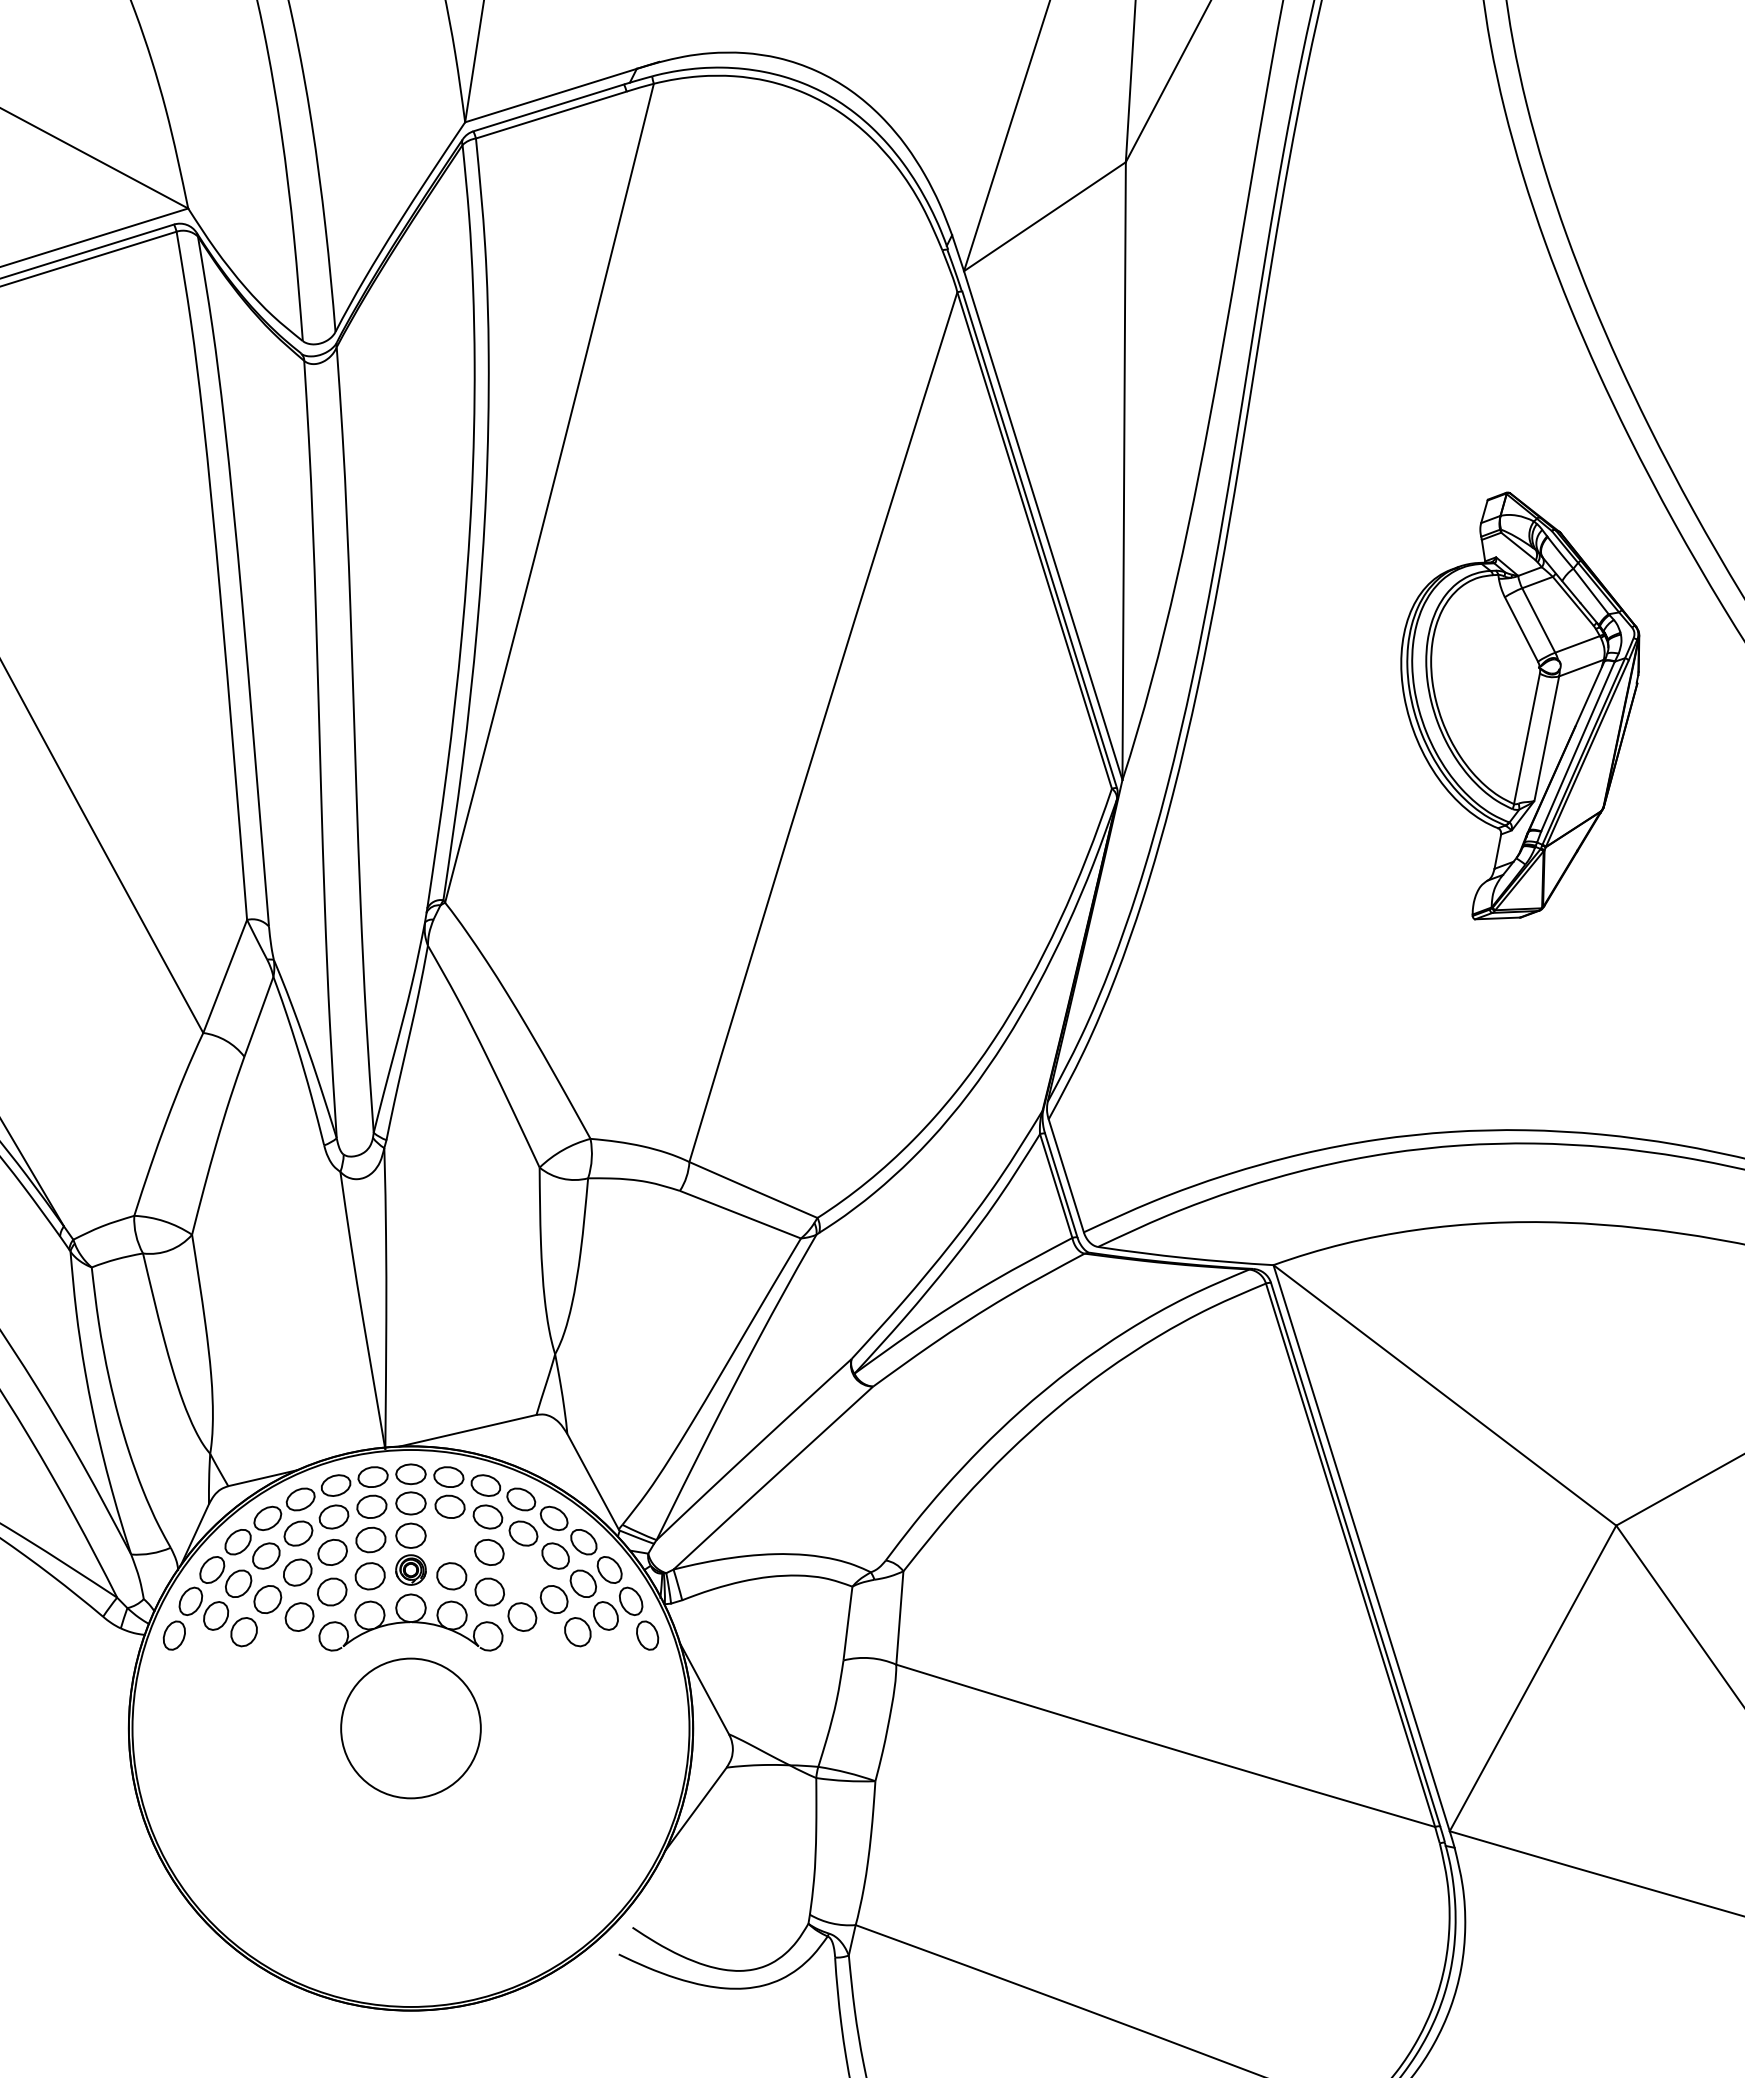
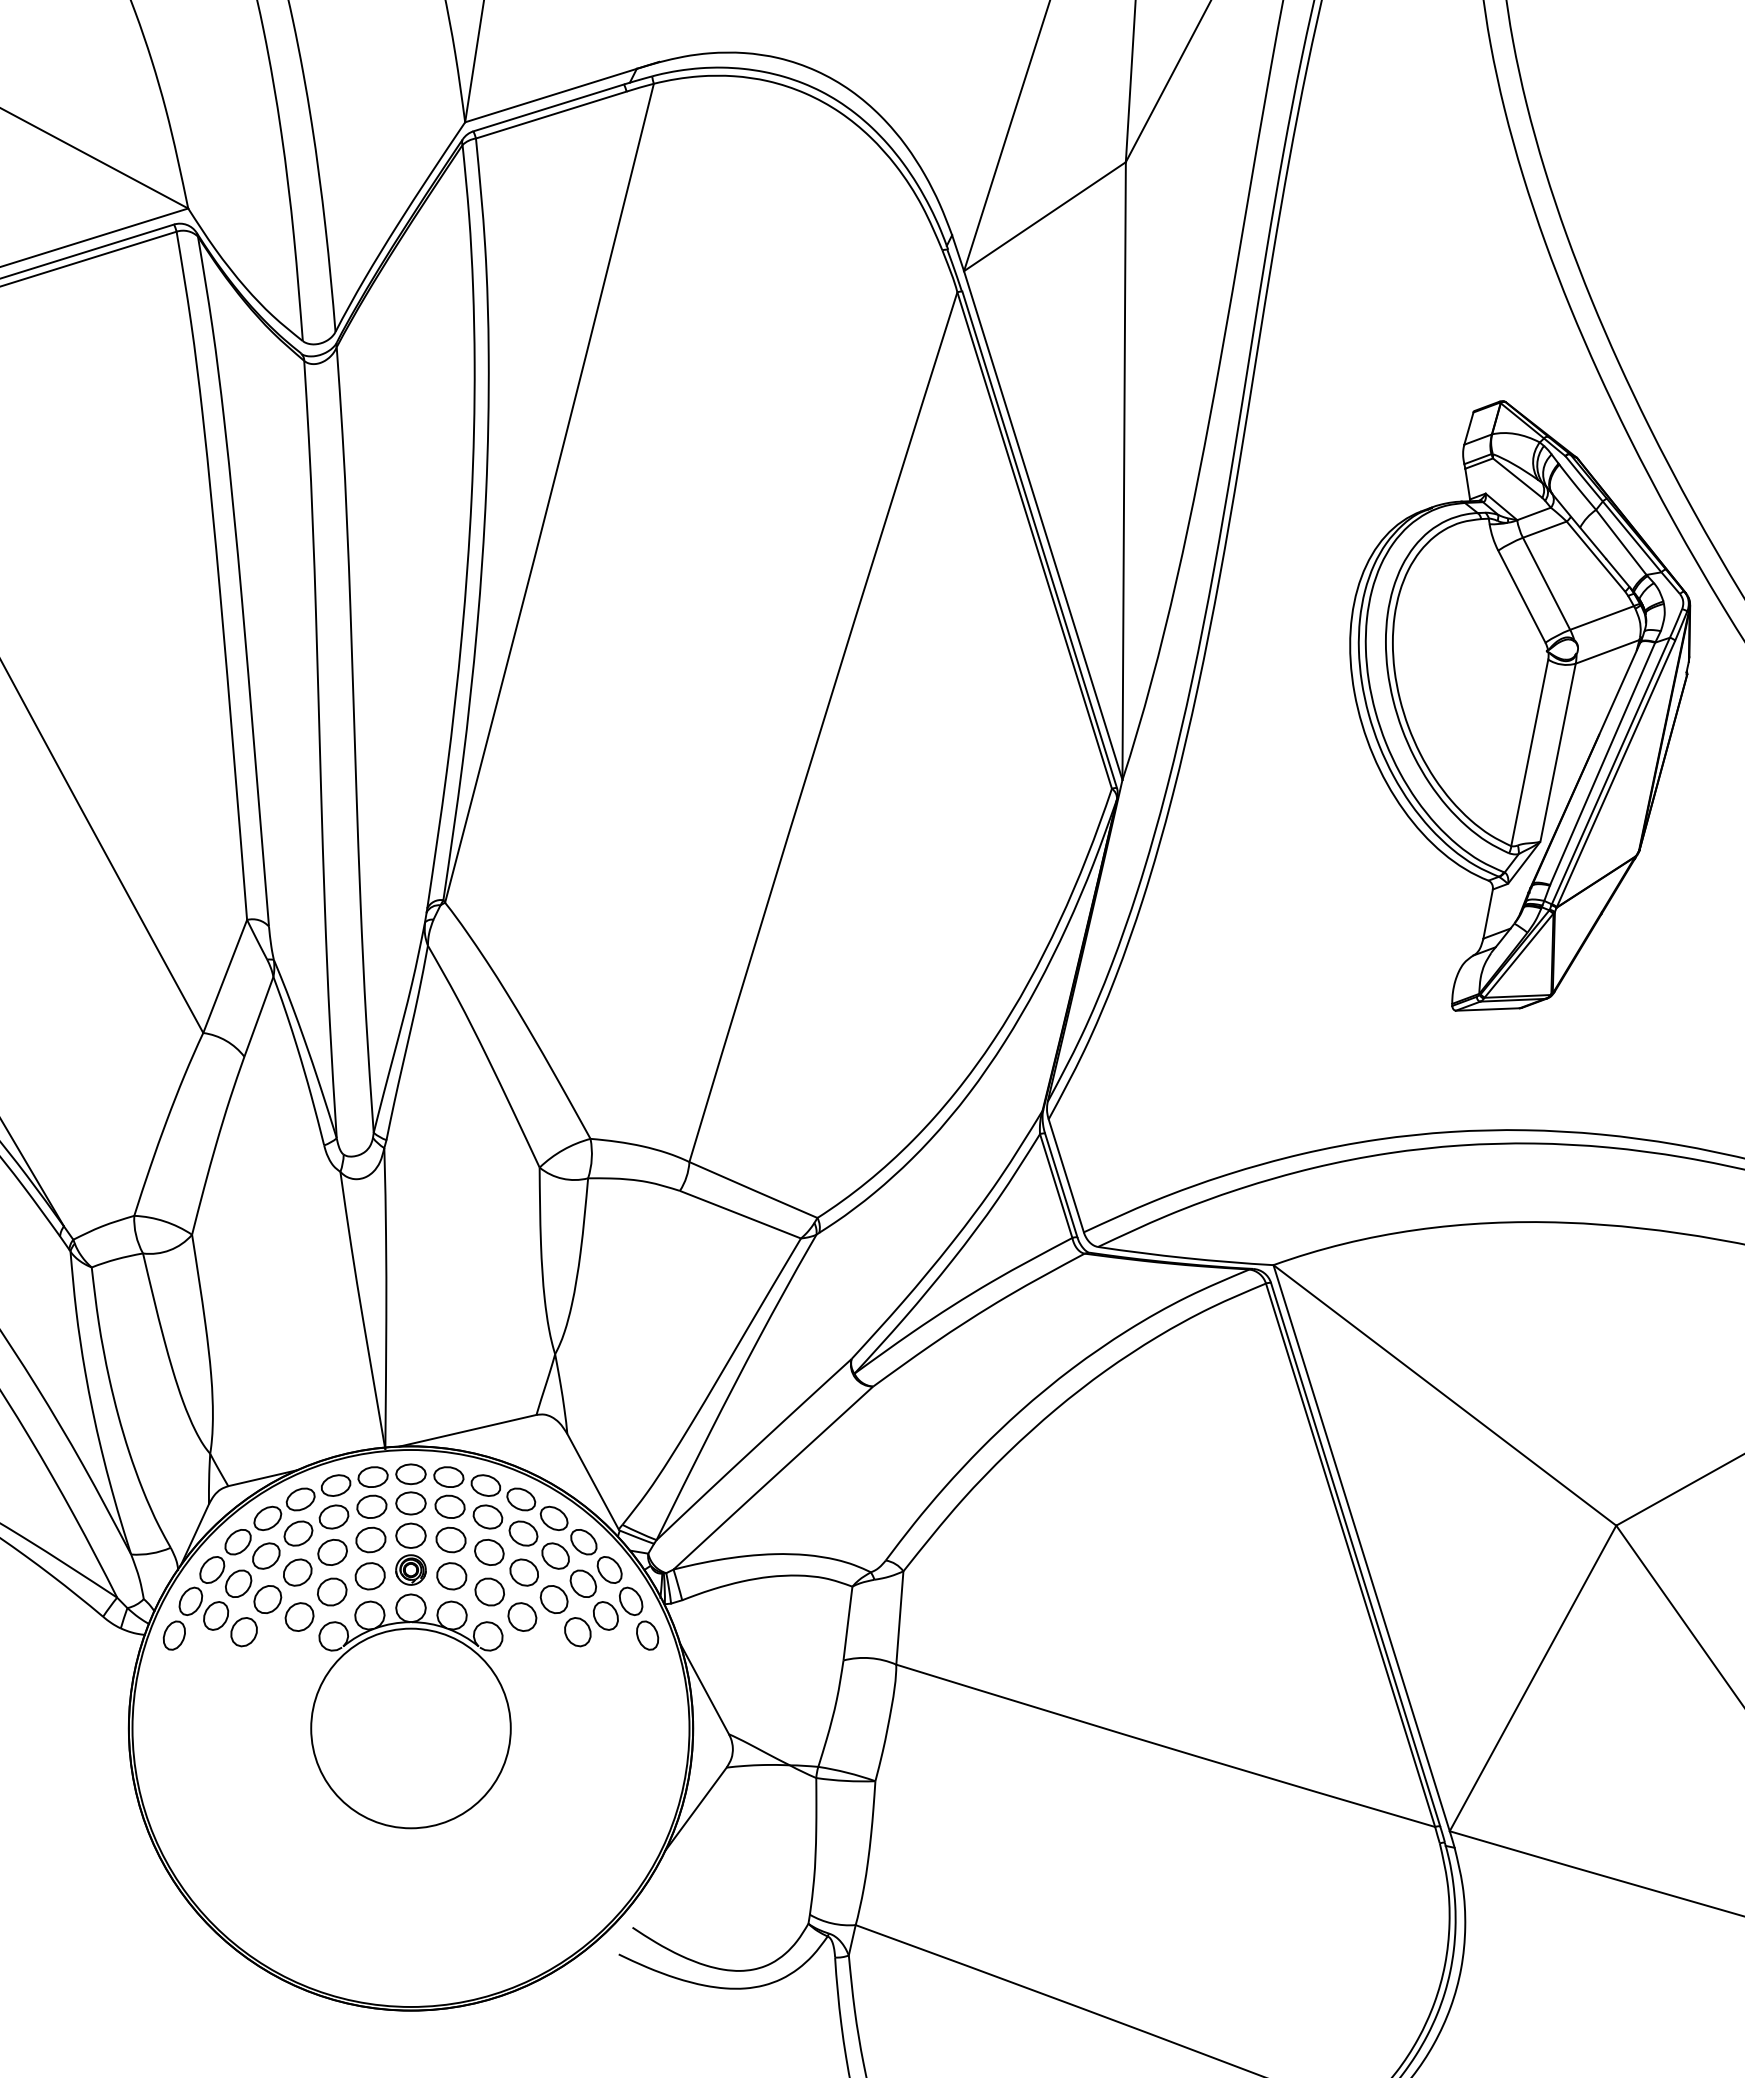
part size: 241x430 px -> 343x612 px (1520, 705)
part: none -> present (450, 1539)
part: none -> present (523, 1572)
circle diameter: 140 px -> 200 px (410, 1728)
